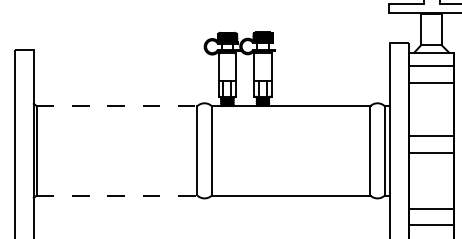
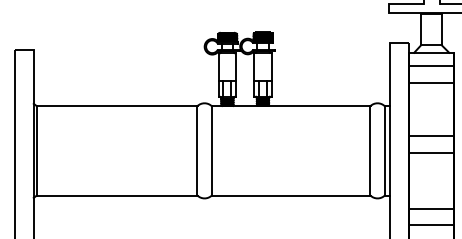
line: dashed -> solid (117, 106)
line: dashed -> solid (117, 195)
